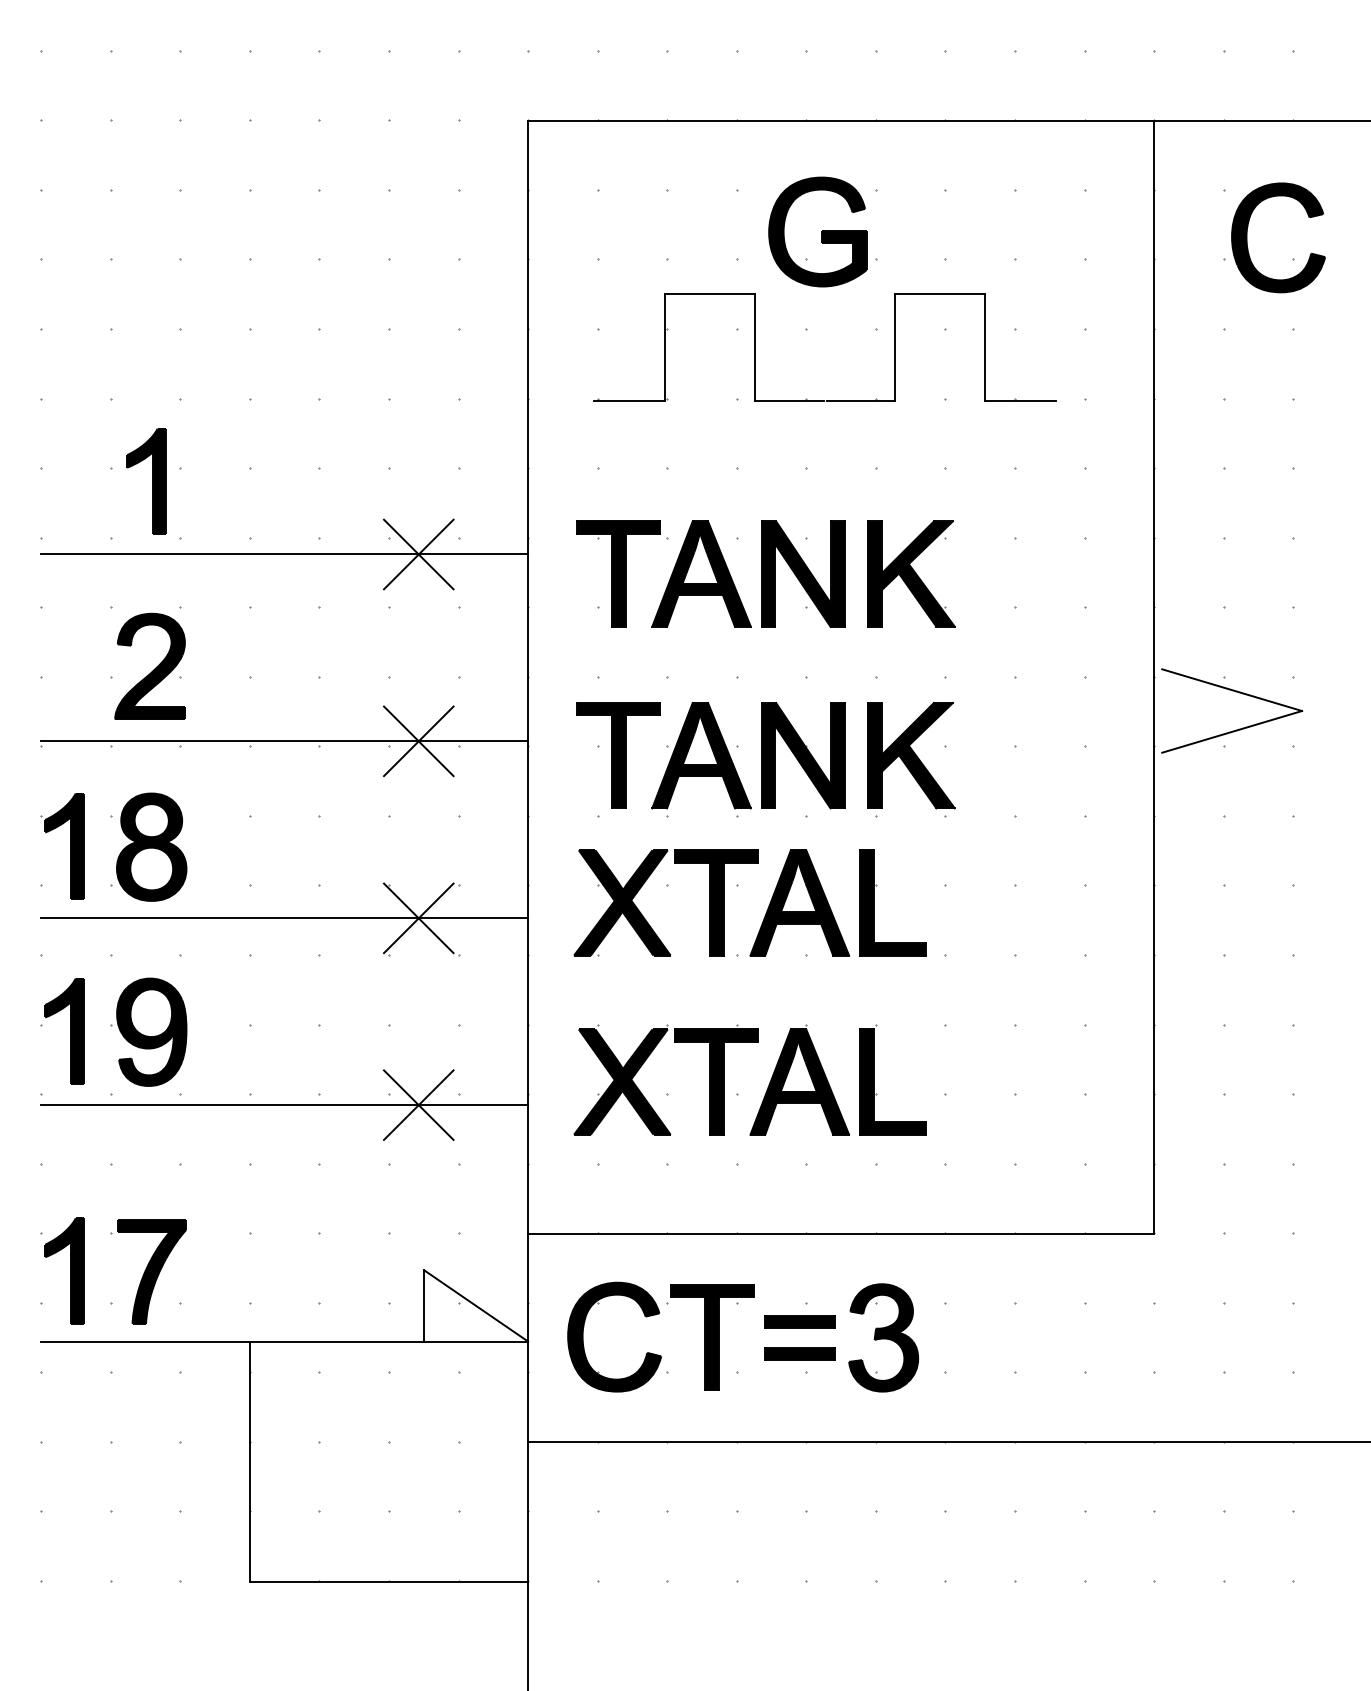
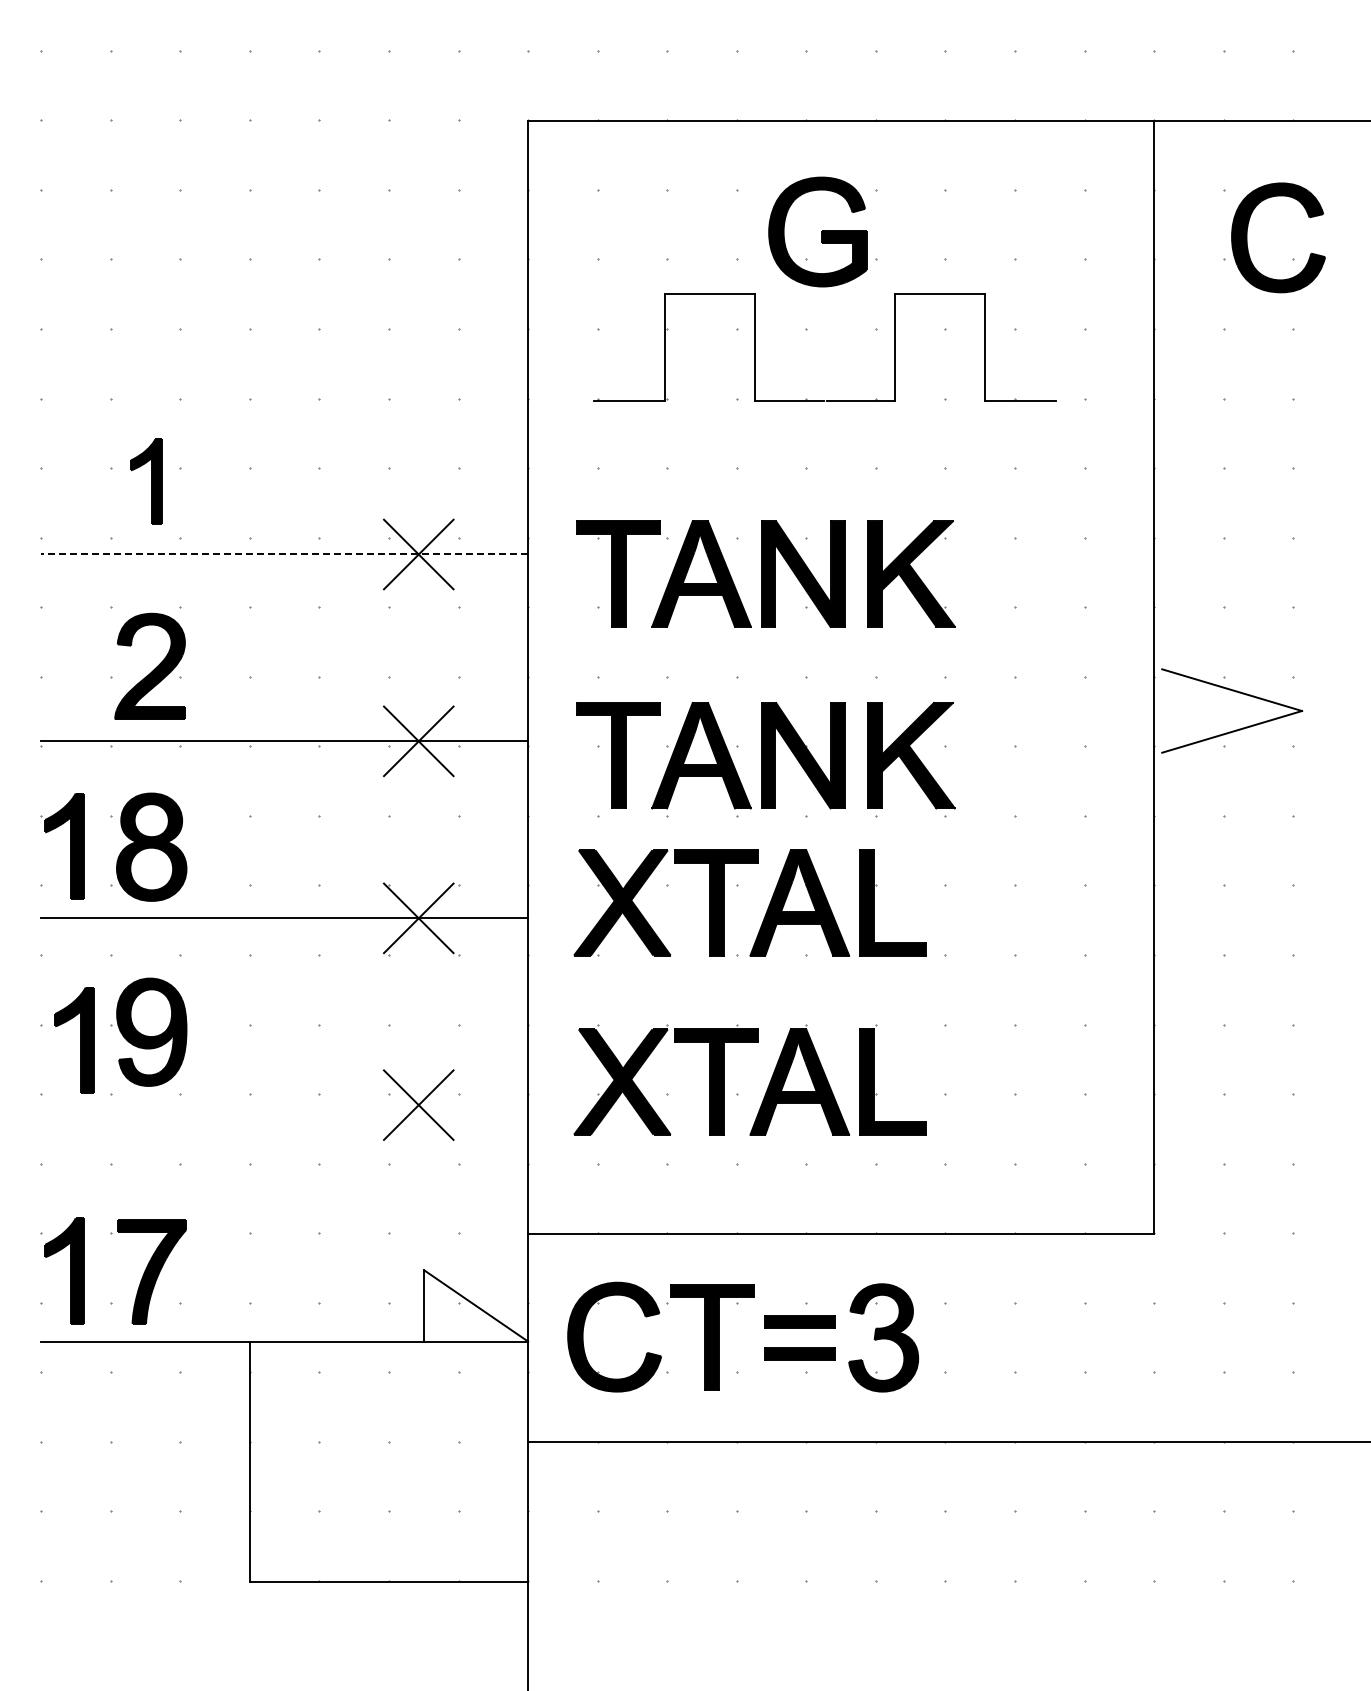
part size: 41x107 px -> 33x87 px (146, 481)
line: solid -> dashed (284, 554)
part position: (64, 1031) -> (74, 1040) (74, 1040)
line: present -> none (284, 1105)
